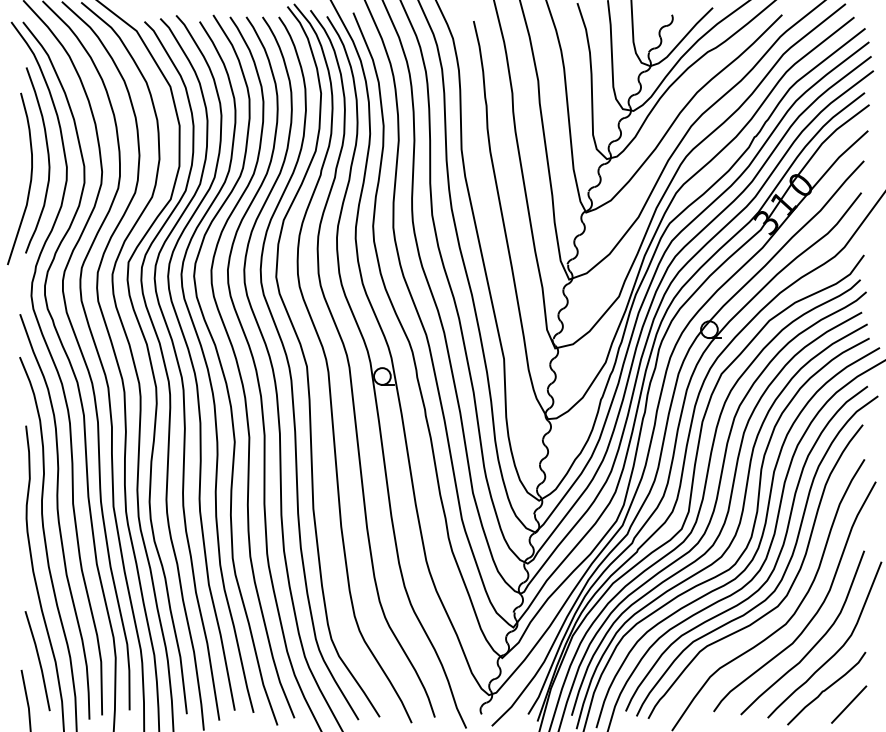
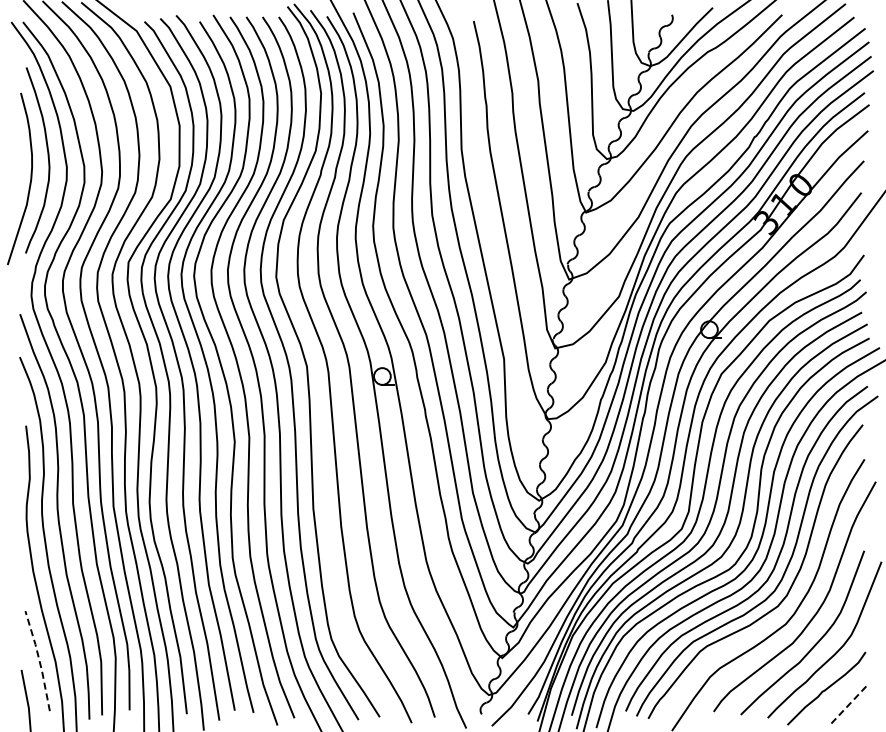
line: solid -> dashed (39, 660)
line: solid -> dashed (849, 704)
